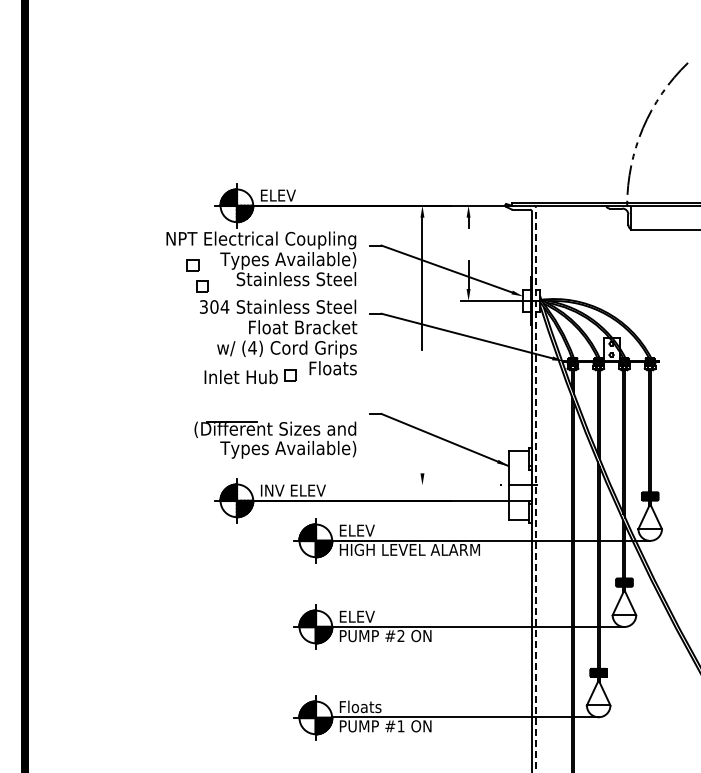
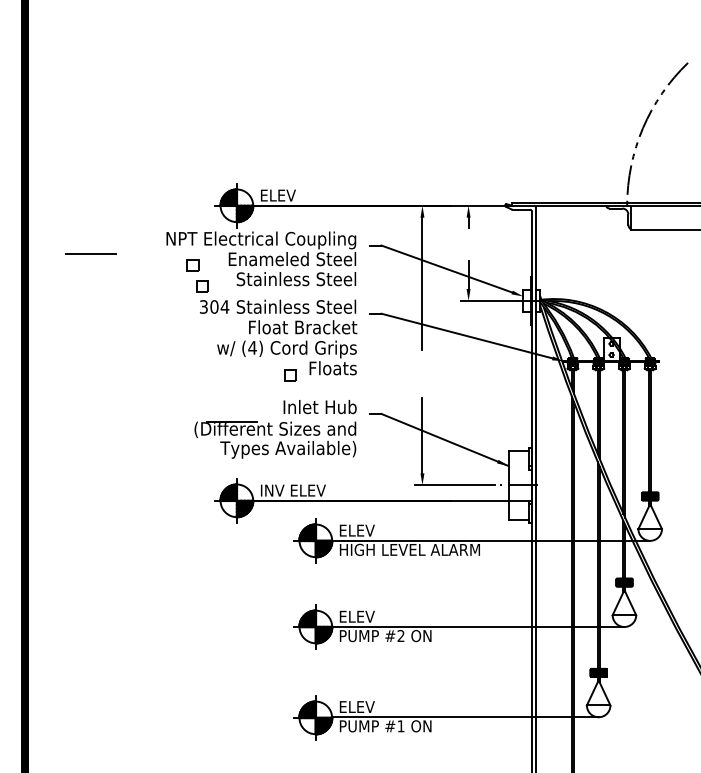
line: none -> present (90, 254)
text: Types Available) -> Enameled Steel (288, 260)
text position: (240, 377) -> (319, 407) (319, 407)
line: none -> present (422, 435)
line: none -> present (454, 485)
line: dashed -> solid (536, 489)
text: Floats -> ELEV (361, 706)
